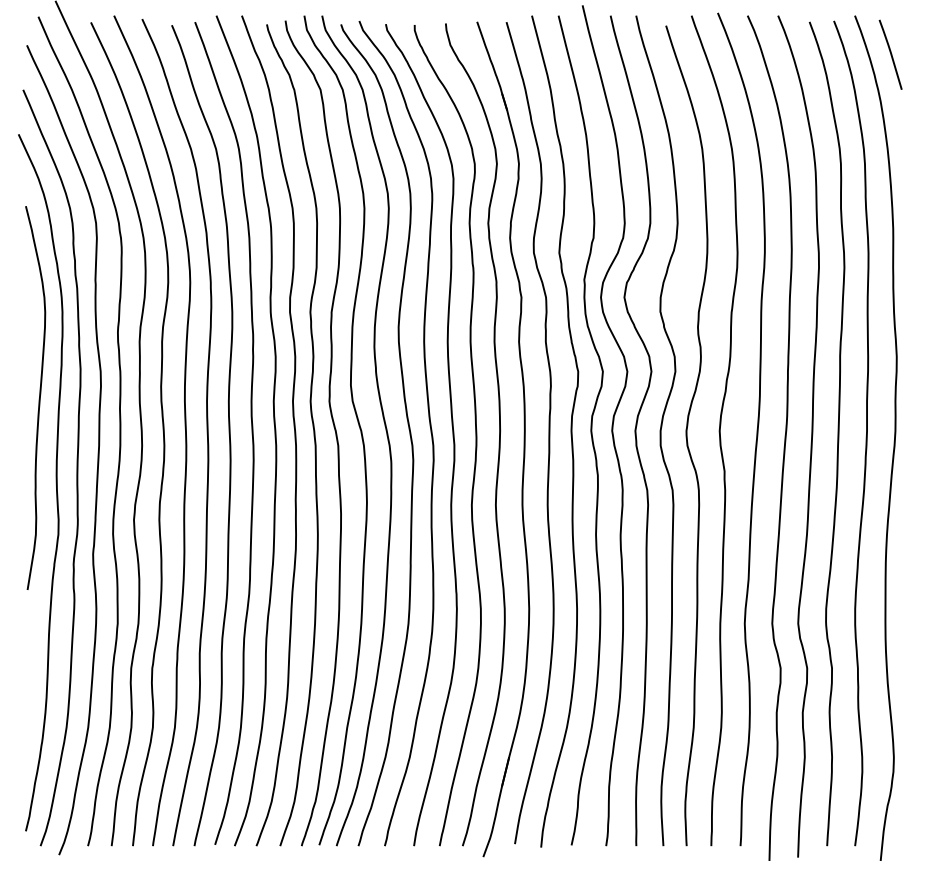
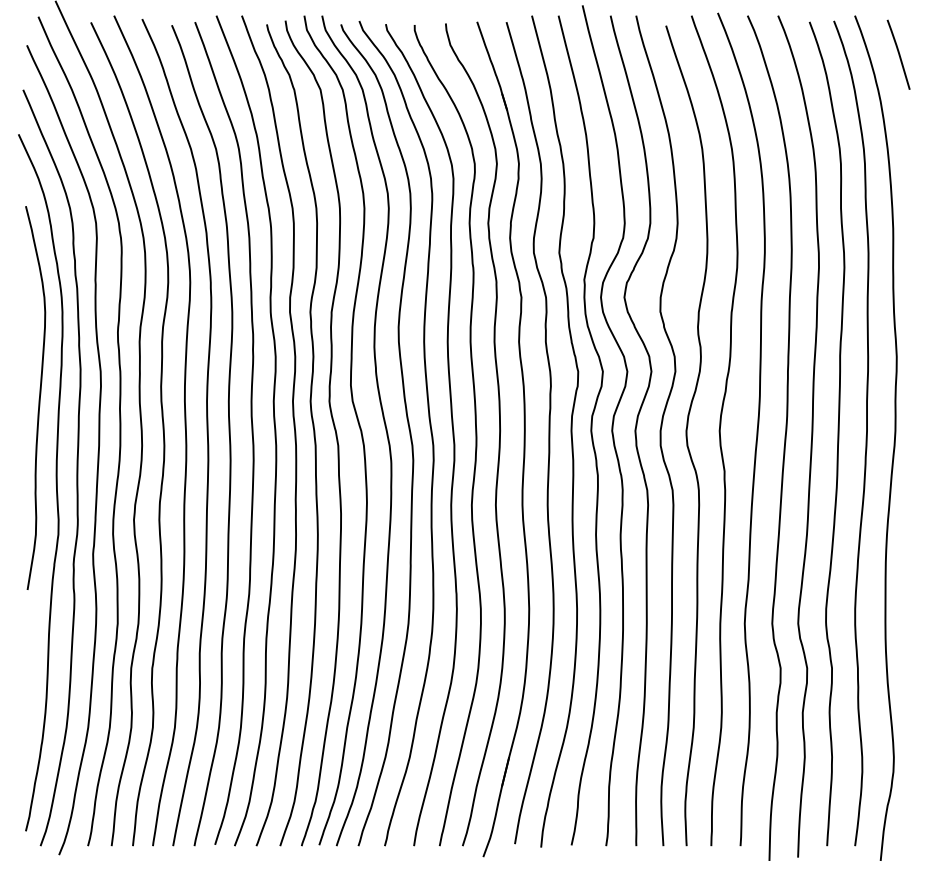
line position: (890, 54) -> (898, 54) (898, 54)
